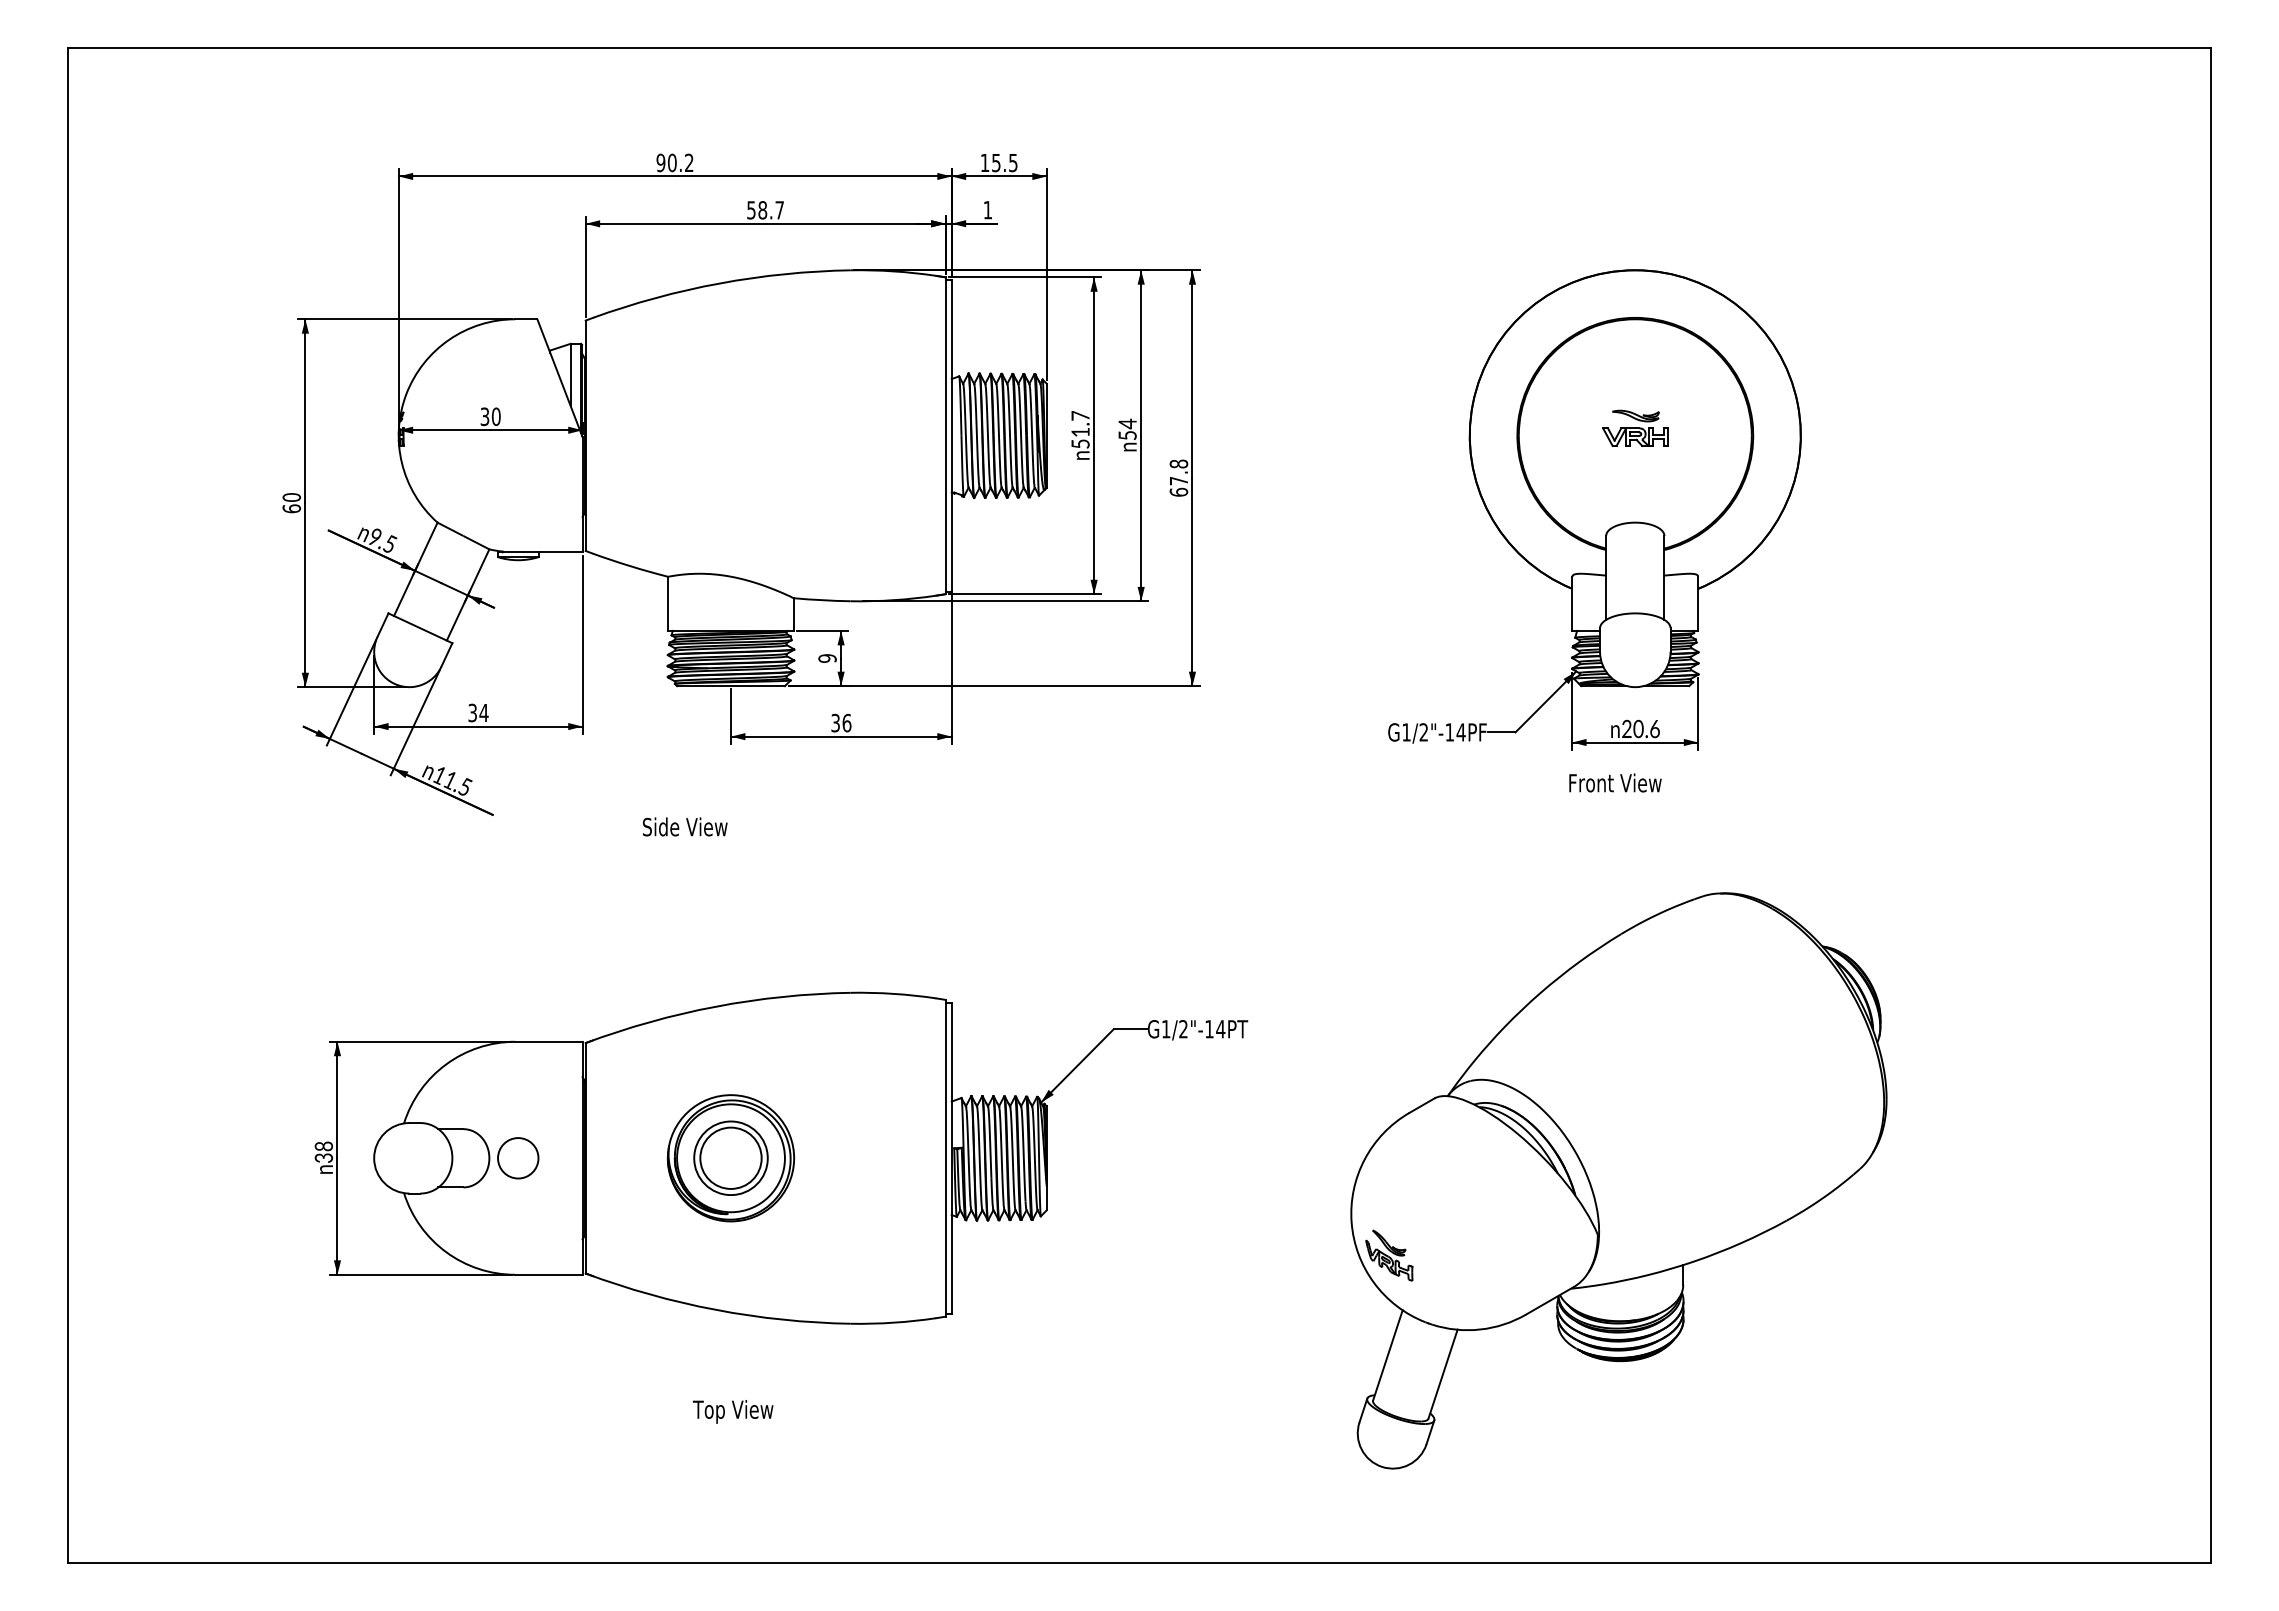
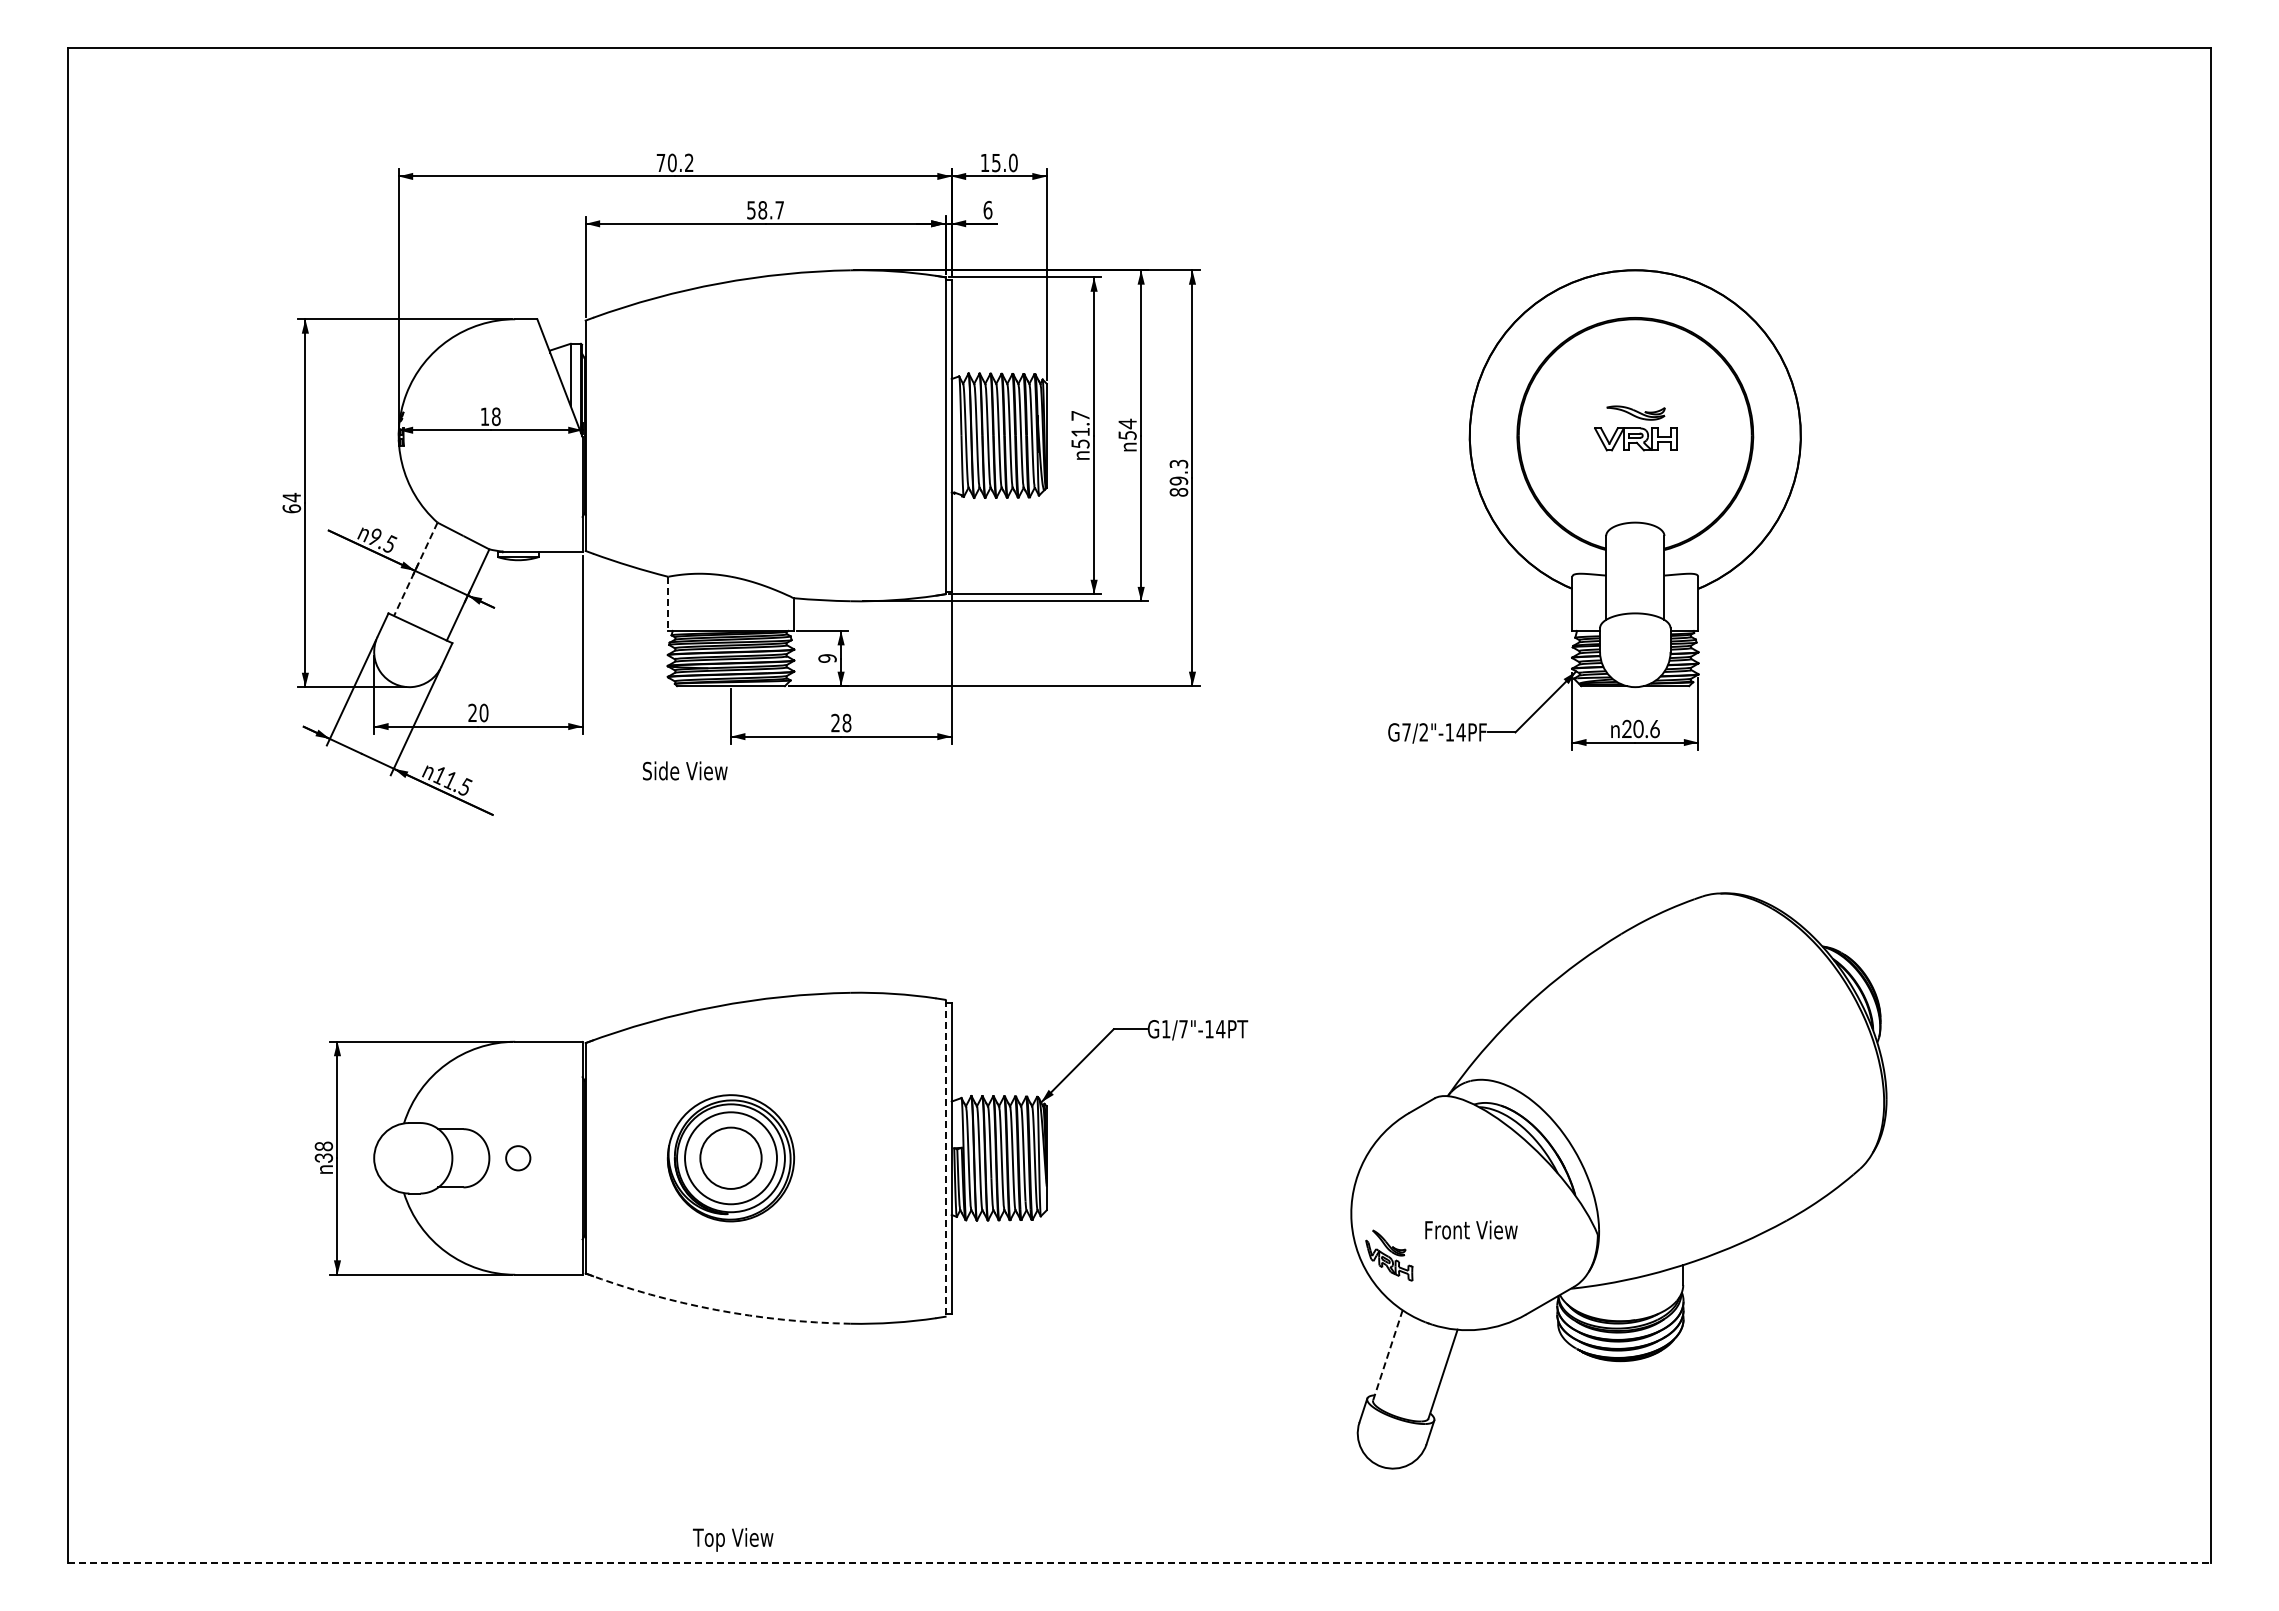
text: 90.2 -> 70.2 (660, 162)
text: 15.5 -> 15.0 (1013, 162)
text: 1 -> 6 (987, 209)
text: 30 -> 18 (490, 416)
part size: 67x38 px -> 84x47 px (1635, 428)
text: 67.8 -> 89.3 (1178, 477)
text: 60 -> 64 (291, 497)
line: solid -> dashed (415, 569)
line: solid -> dashed (668, 604)
text: 34 -> 20 (478, 712)
text: 36 -> 28 (841, 722)
text: G1/2"-14PF -> G7/2"-14PF (1406, 732)
text position: (1615, 782) -> (1471, 1229) (1471, 1229)
text position: (685, 826) -> (685, 770) (685, 770)
text: G1/2"-14PT -> G1/7"-14PT (1183, 1029)
circle diameter: 40 px -> 24 px (518, 1158)
circle diameter: 74 px -> 92 px (730, 1158)
line: solid -> dashed (945, 1158)
arc: solid -> dashed (716, 1309)
line: solid -> dashed (1387, 1355)
text position: (733, 1411) -> (733, 1539) (733, 1539)
line: solid -> dashed (1139, 1562)
